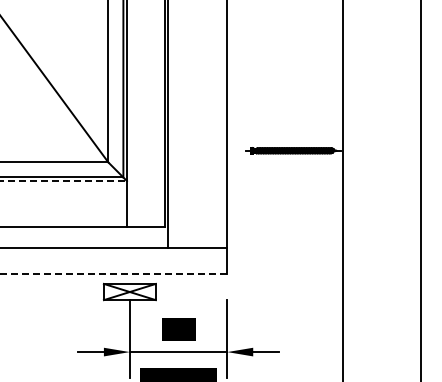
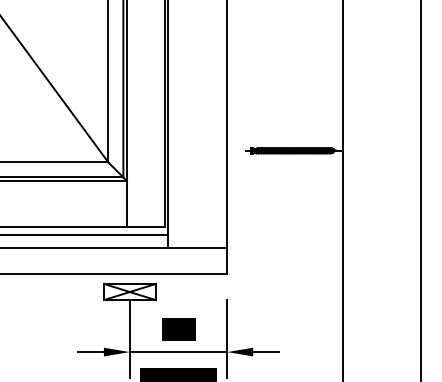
line: dashed -> solid (64, 181)
line: none -> present (85, 235)
line: dashed -> solid (113, 274)
